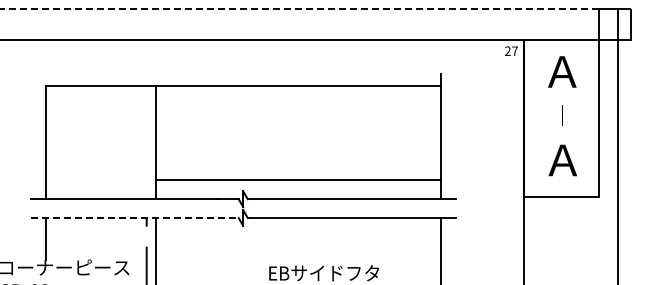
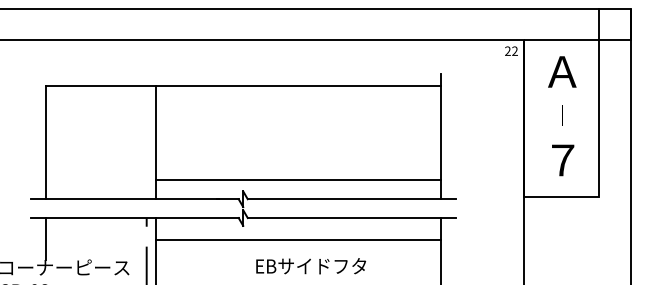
line: dashed -> solid (299, 8)
text: 27 -> 22 (514, 50)
line position: (617, 144) -> (630, 144) (630, 144)
text: Ａ -> ７ (562, 160)
line: dashed -> solid (135, 218)
line: none -> present (298, 239)
text position: (324, 273) -> (311, 266) (311, 266)
